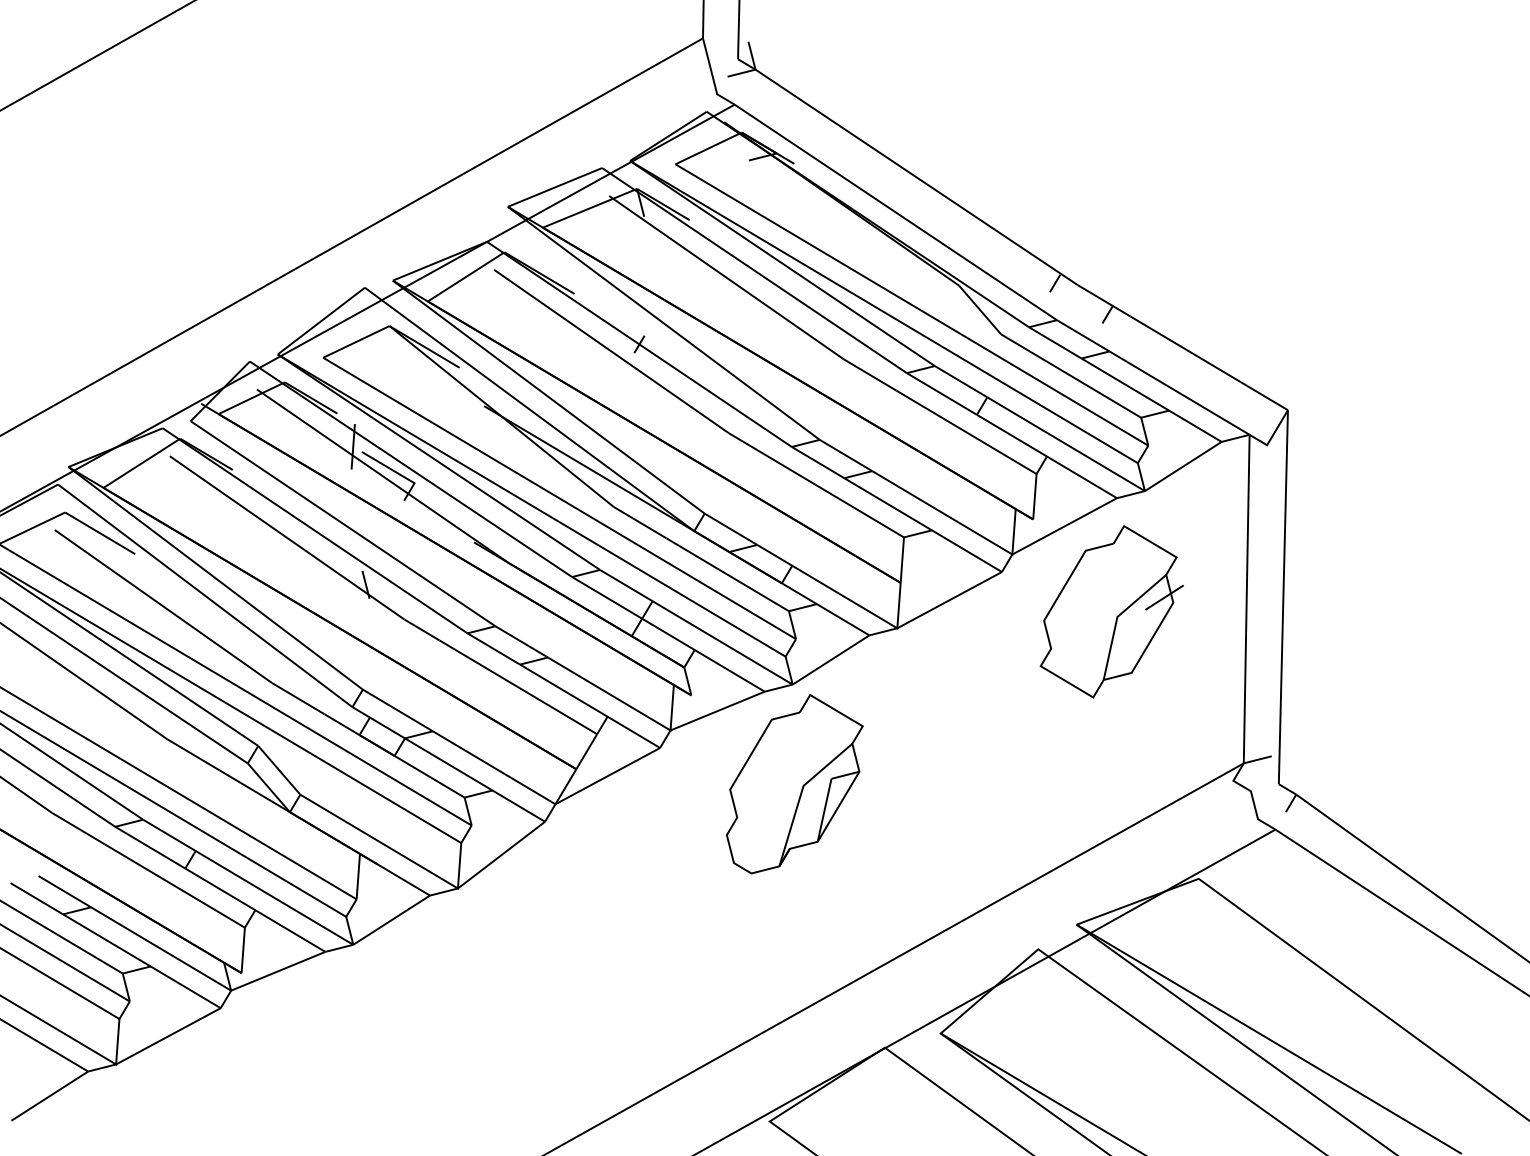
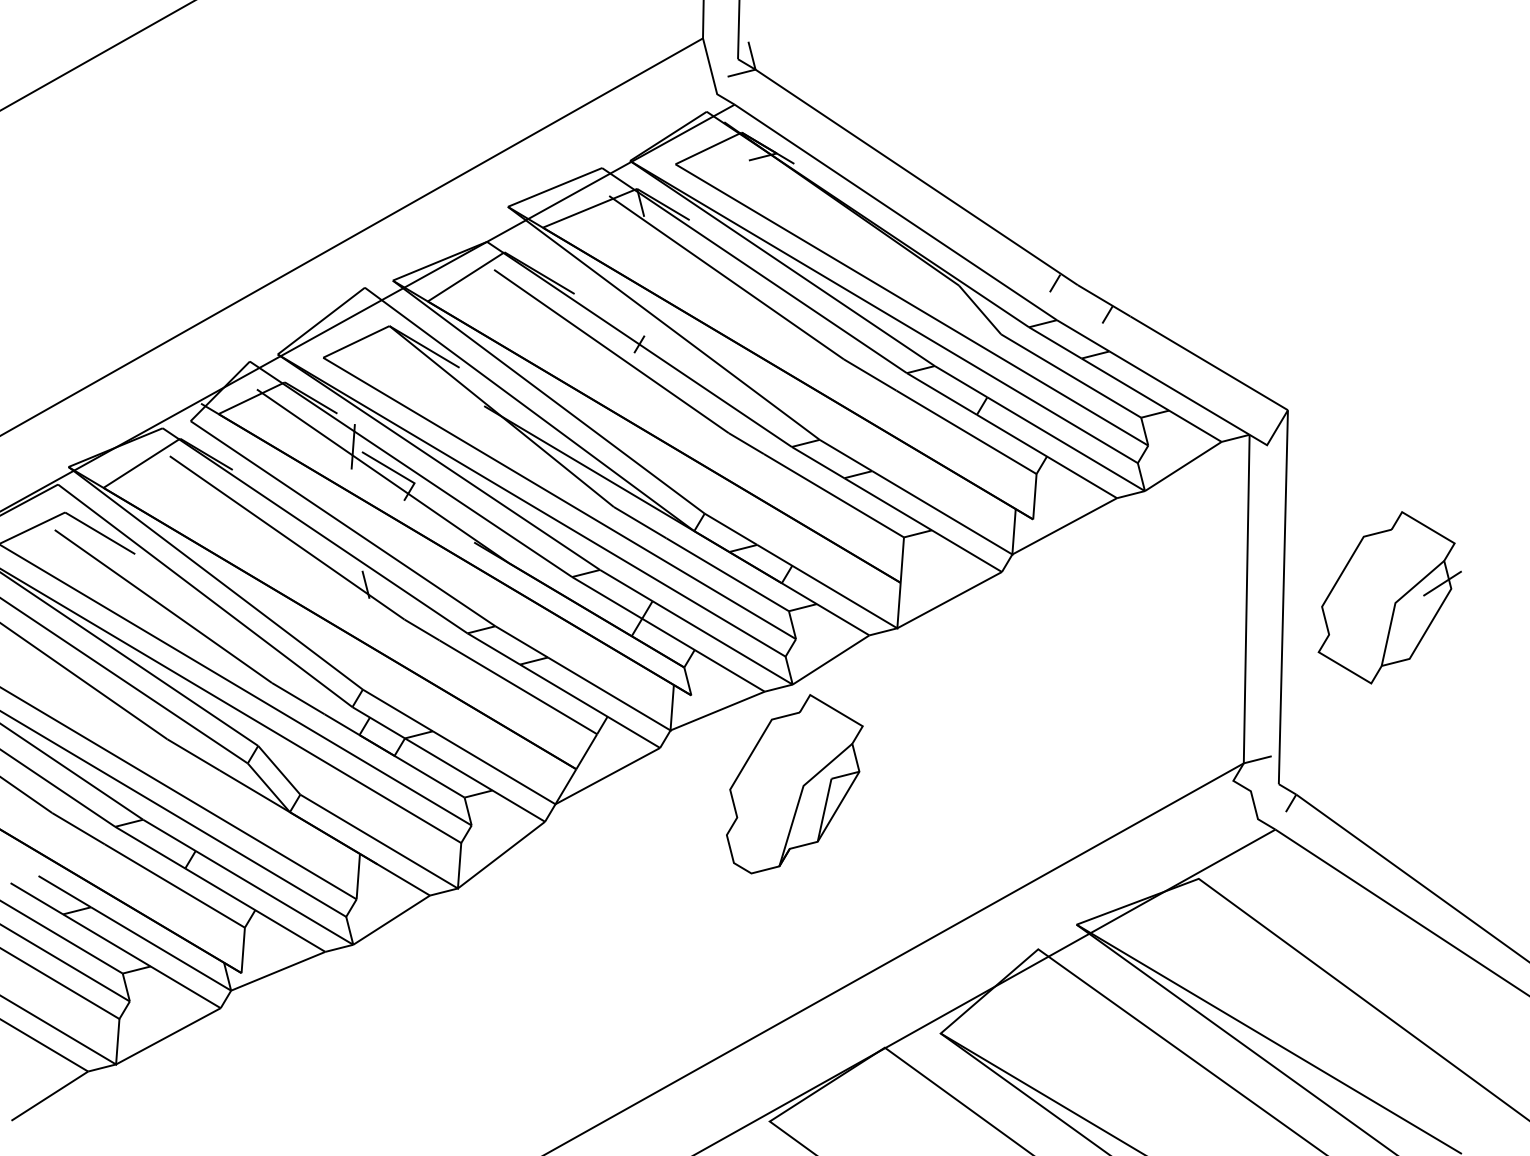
part position: (1111, 611) -> (1389, 597) (1389, 597)
